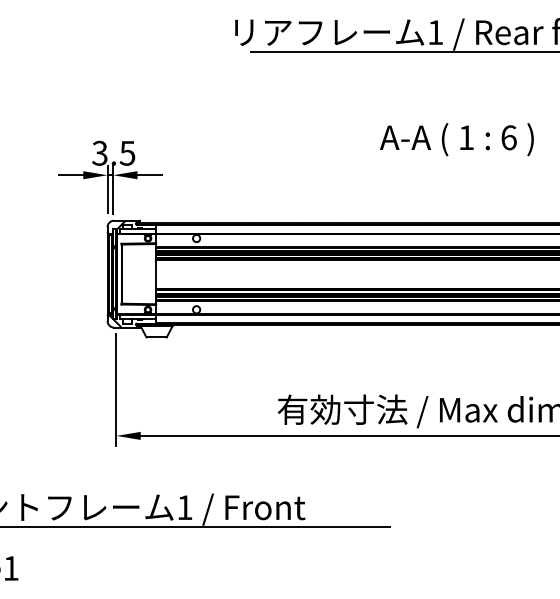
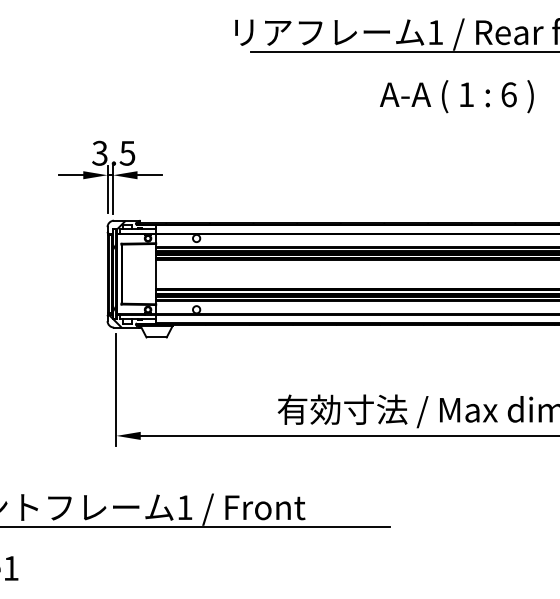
text position: (456, 139) -> (456, 96) (456, 96)
